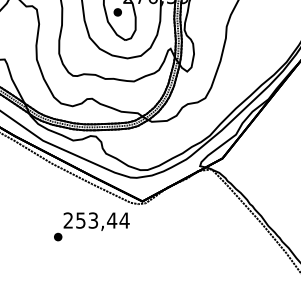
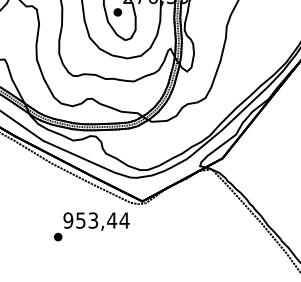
text: 253,44 -> 953,44 (68, 220)
